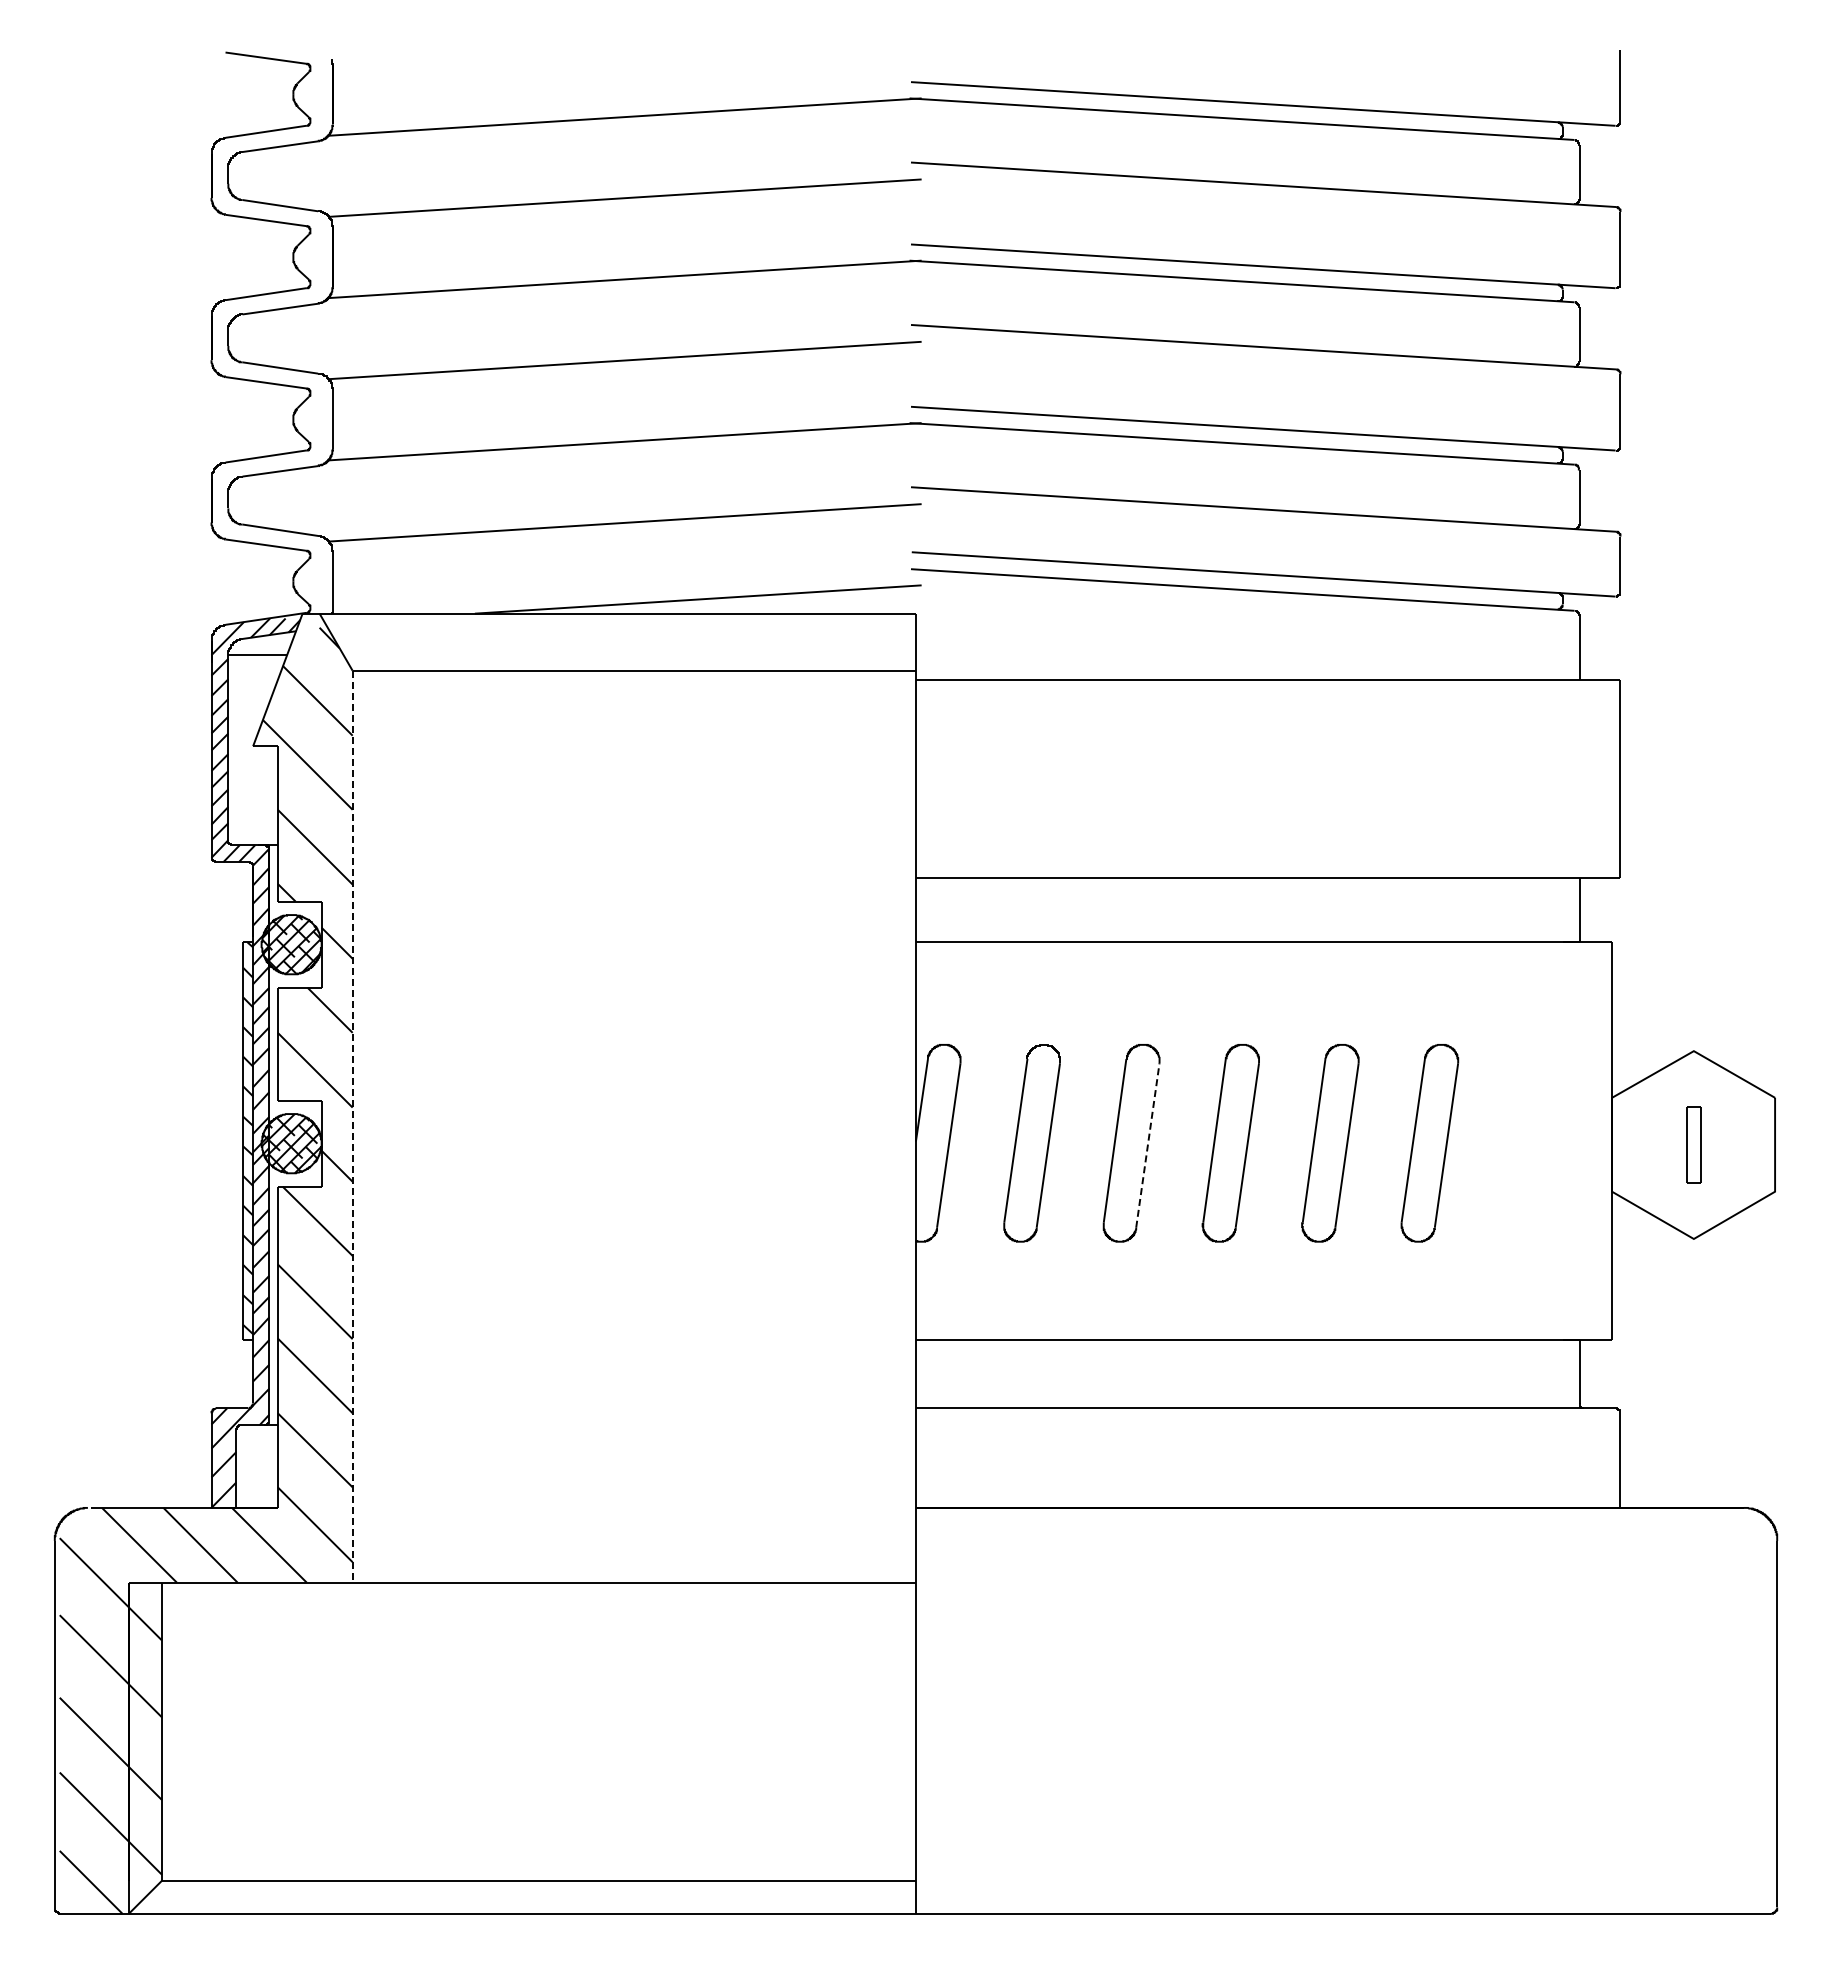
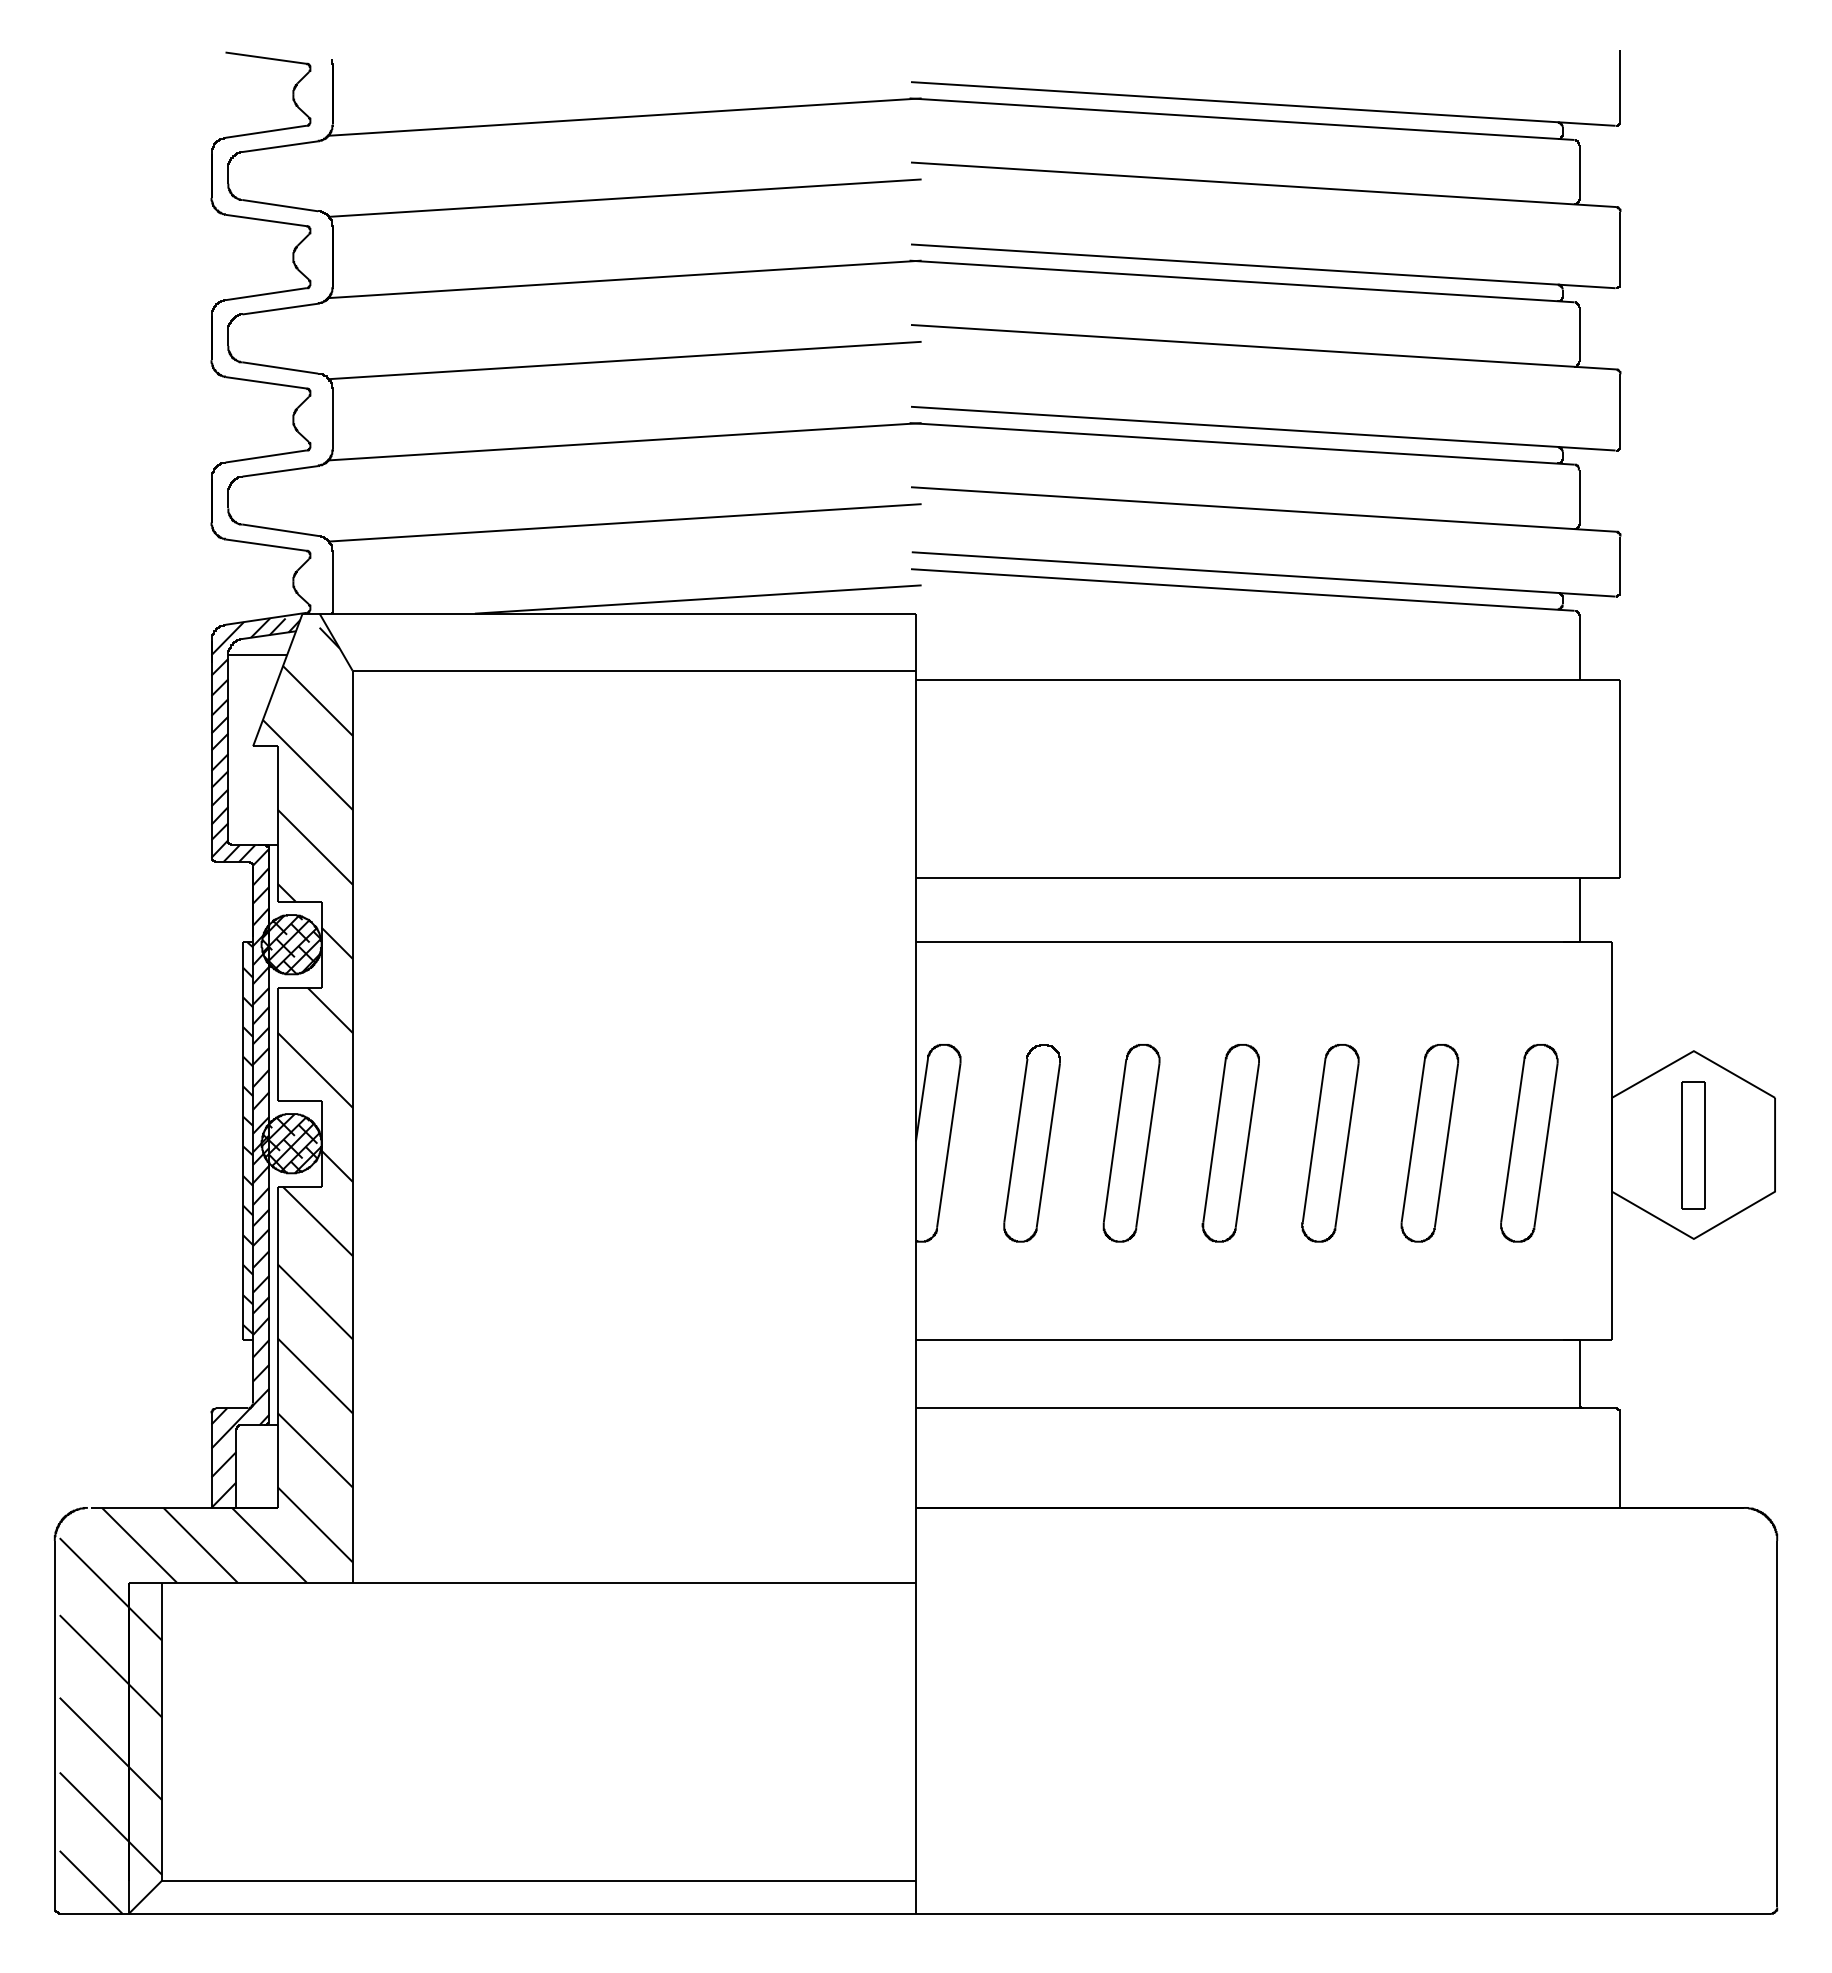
line: dashed -> solid (352, 1126)
part: none -> present (1529, 1143)
line: dashed -> solid (1147, 1144)
part size: 16x78 px -> 25x129 px (1693, 1145)
